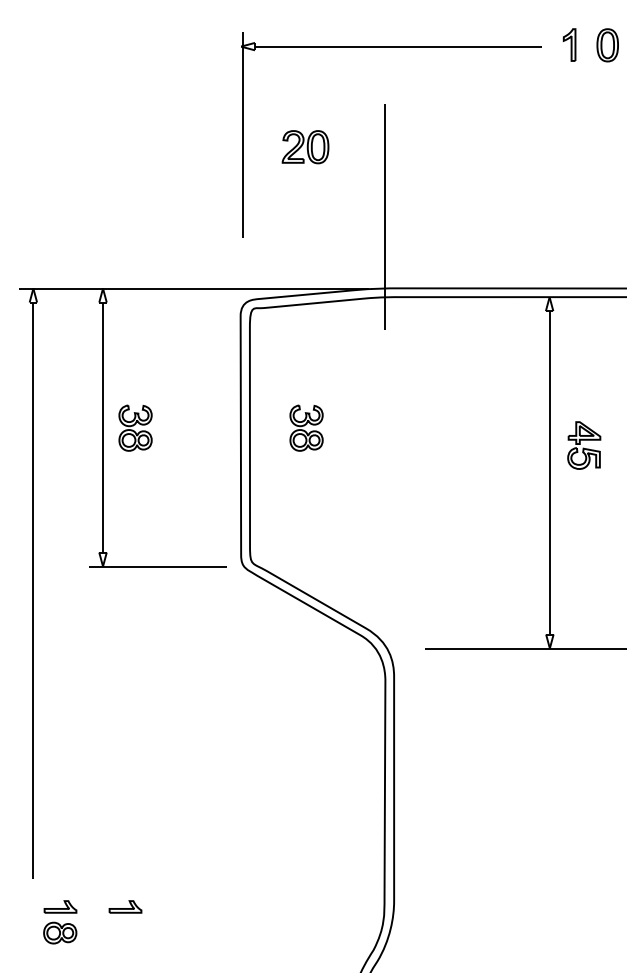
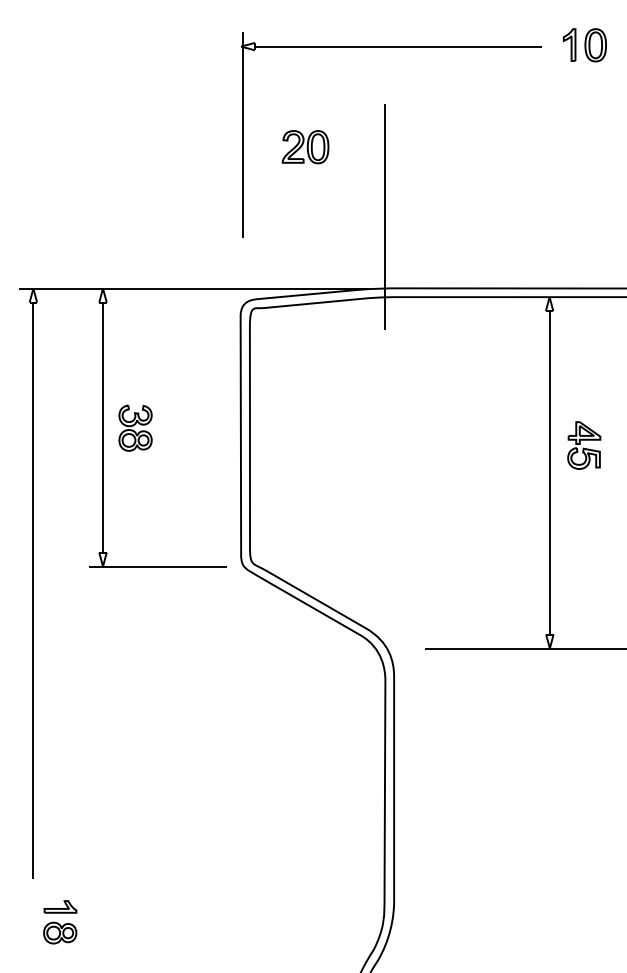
part position: (607, 45) -> (595, 45) (595, 45)
part: present -> none (306, 427)
part: present -> none (125, 906)
